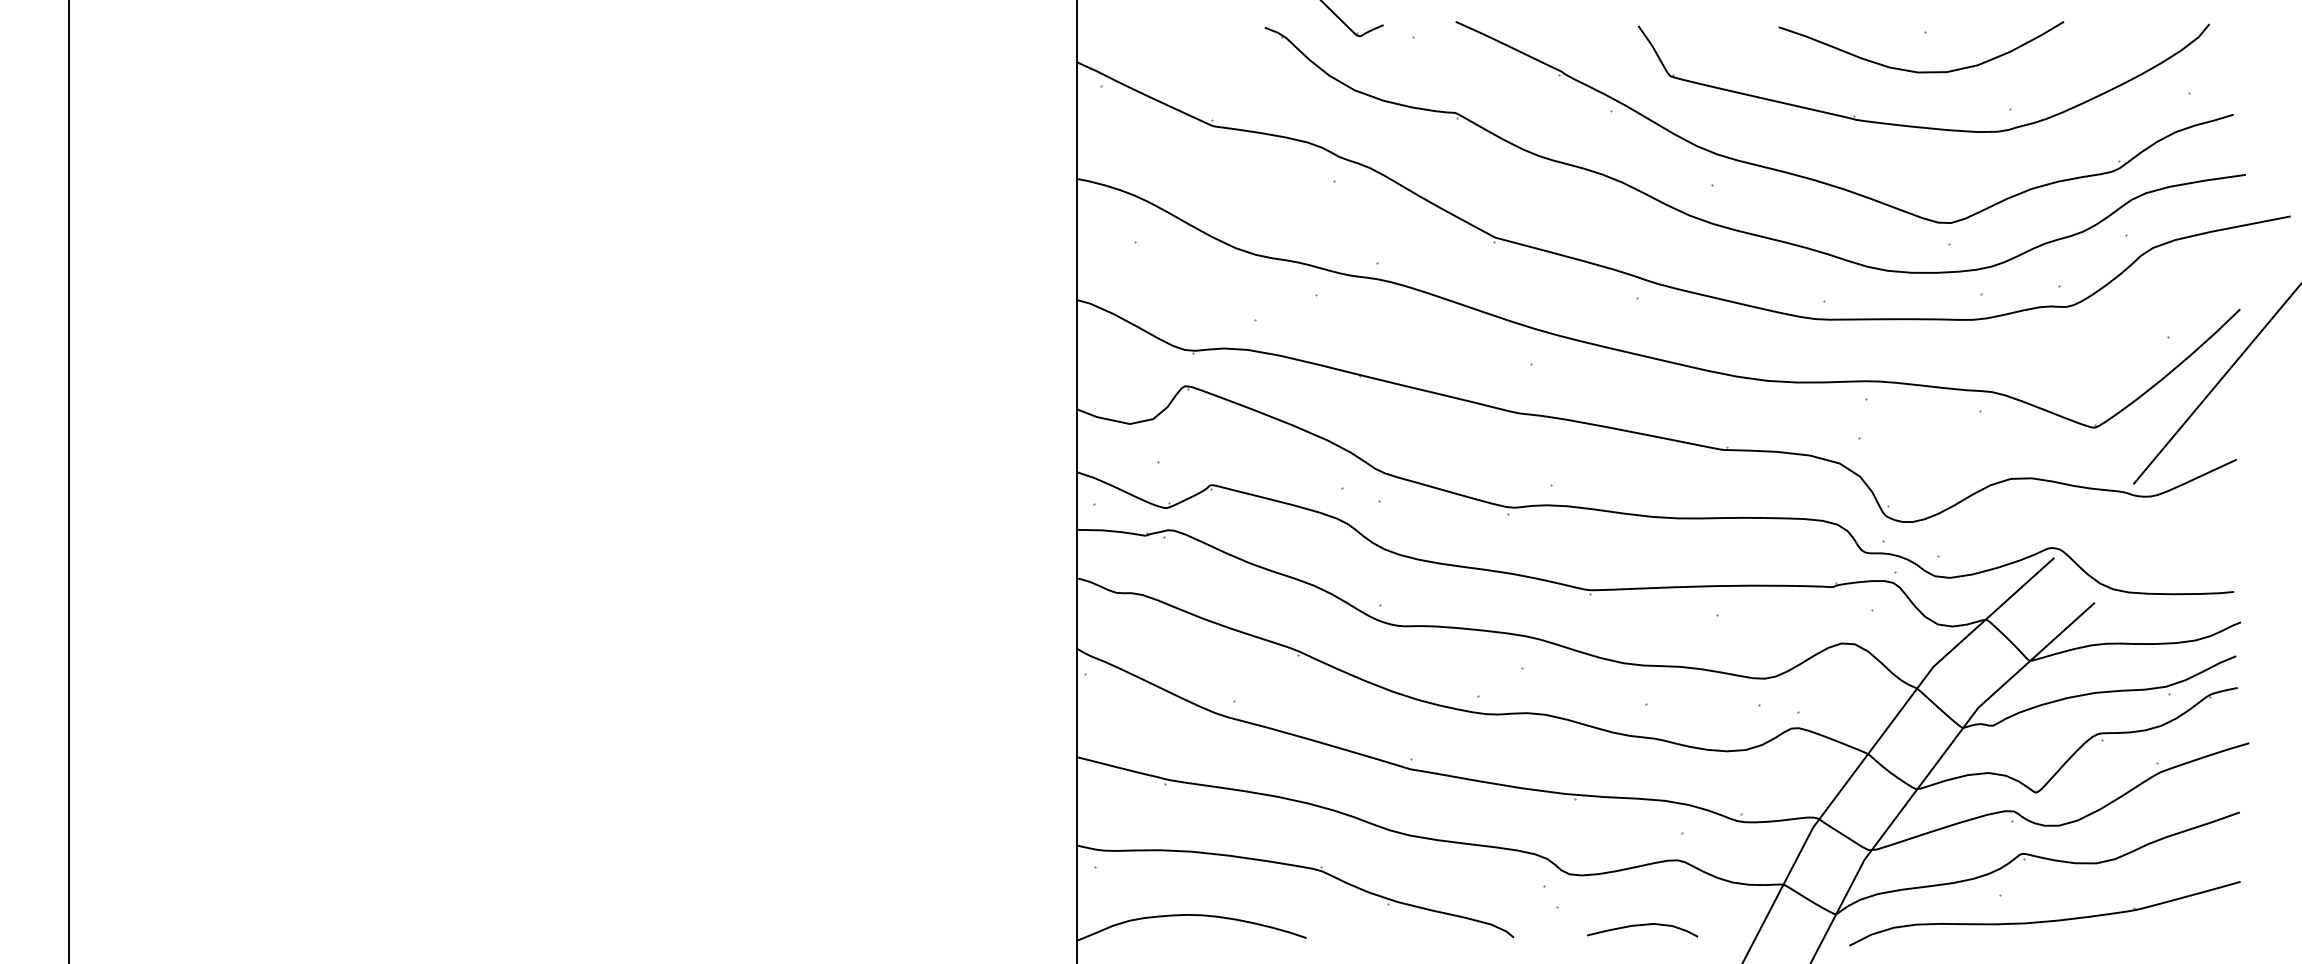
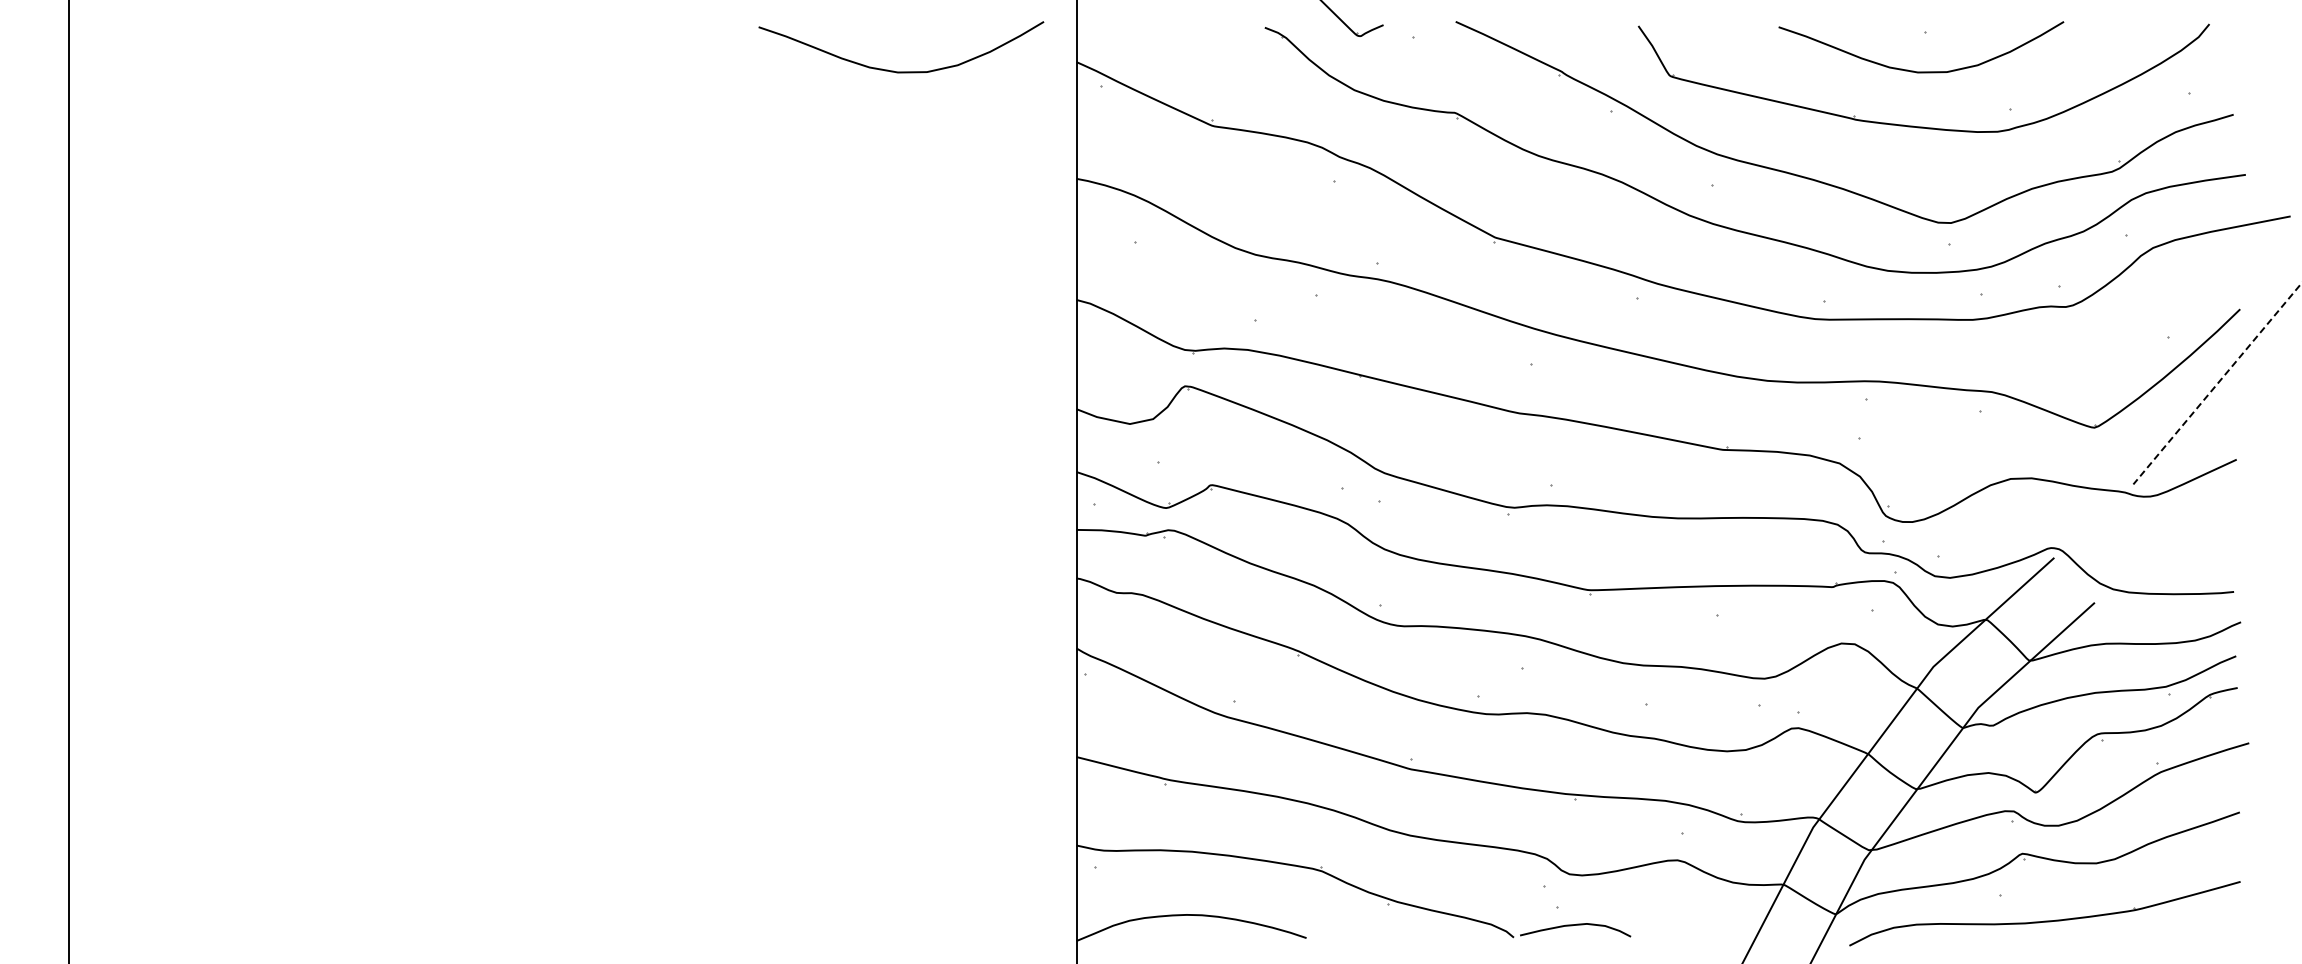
curve: none -> present (901, 71)
line: solid -> dashed (2217, 384)
curve position: (1642, 925) -> (1575, 925) (1575, 925)
